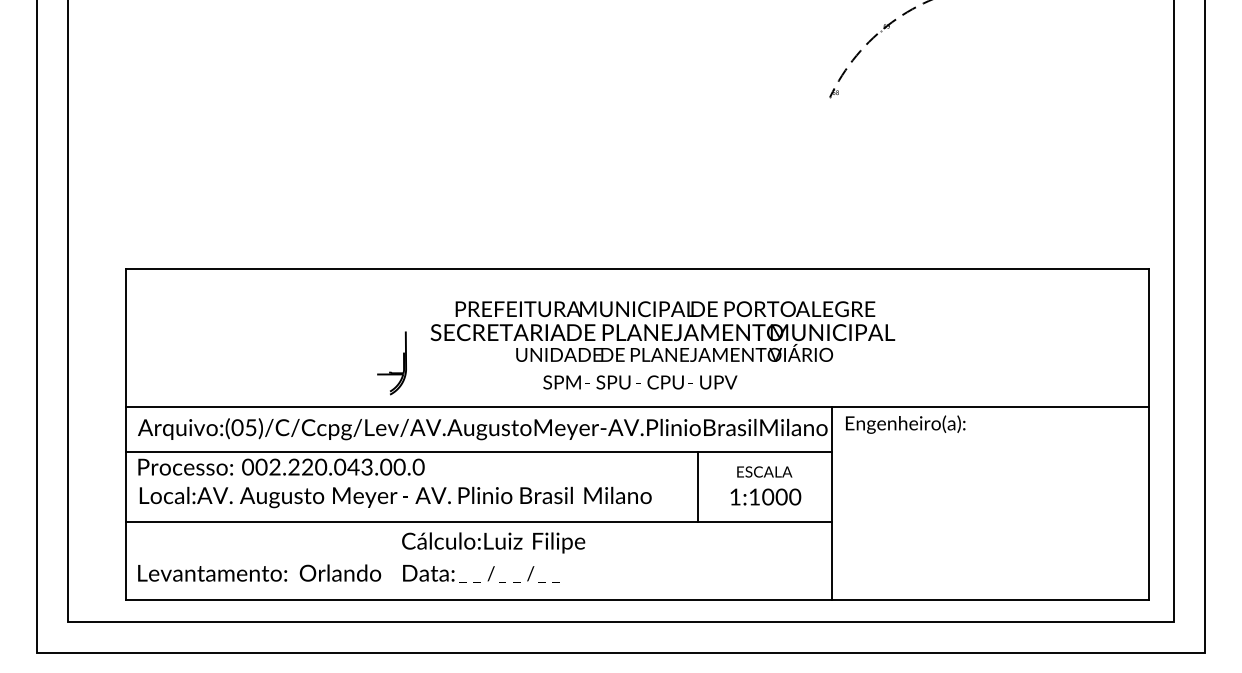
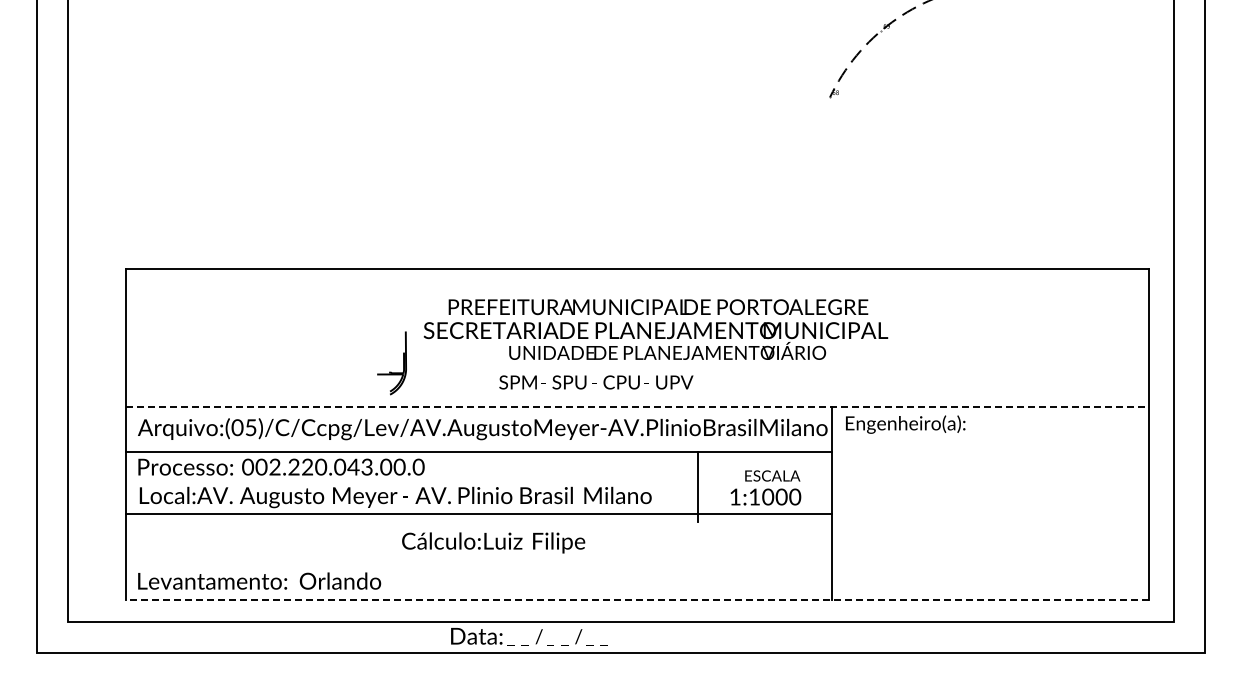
text position: (662, 331) -> (655, 329) (655, 329)
text position: (640, 382) -> (596, 382) (596, 382)
line: solid -> dashed (637, 407)
text position: (764, 471) -> (772, 475) (772, 475)
line position: (479, 521) -> (479, 513) (479, 513)
text position: (259, 572) -> (259, 580) (259, 580)
text position: (481, 573) -> (529, 636) (529, 636)
line: solid -> dashed (636, 600)
